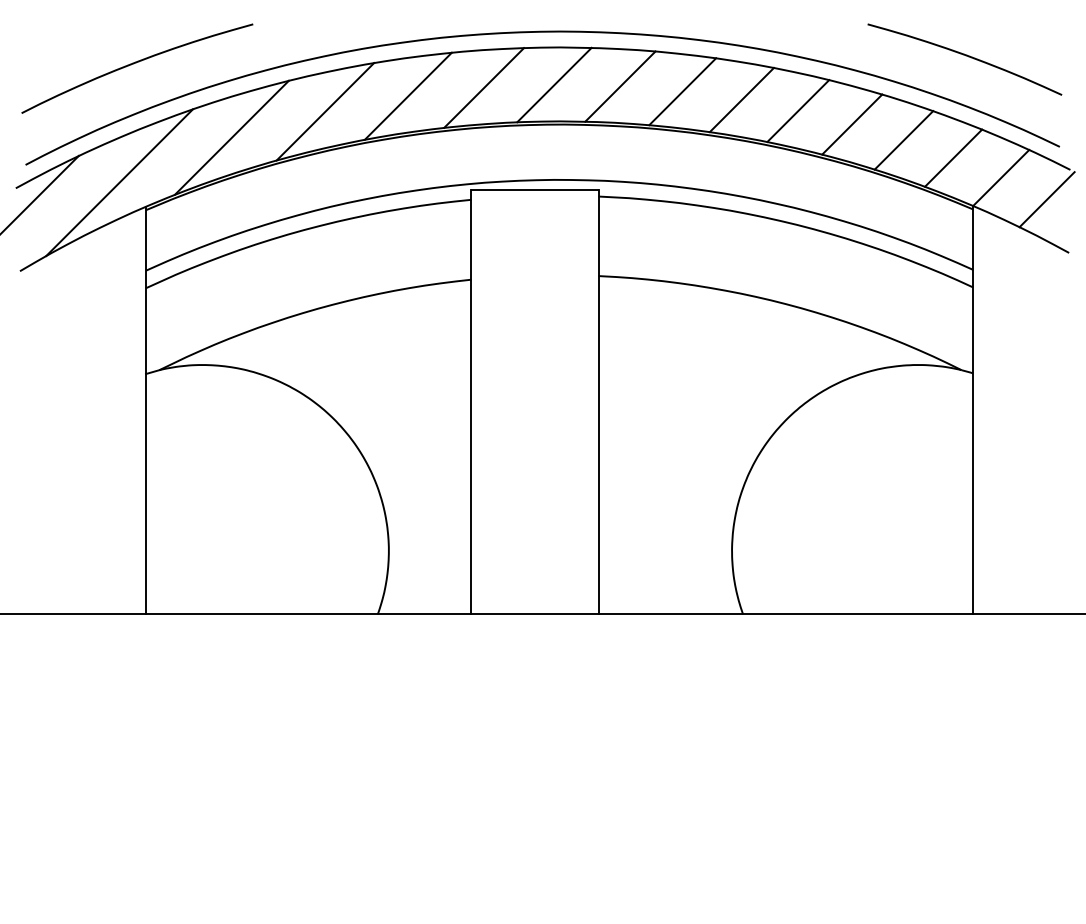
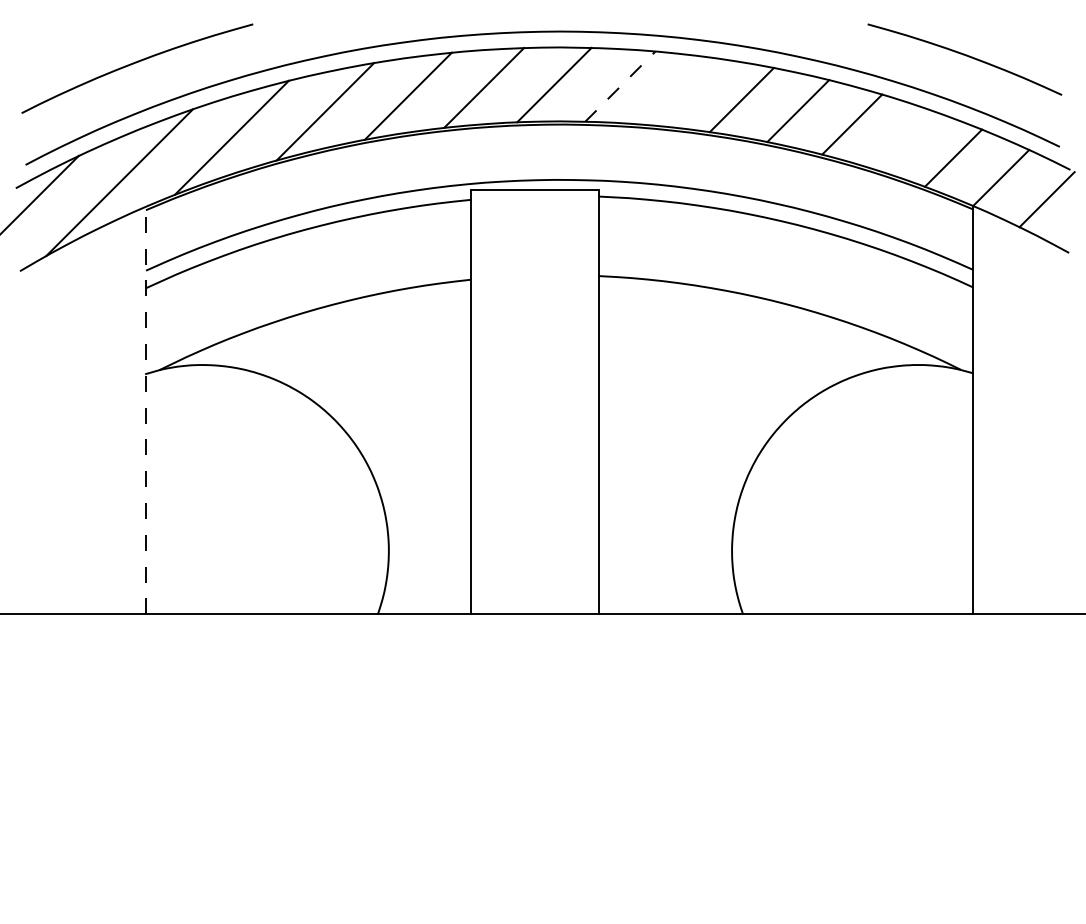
line: solid -> dashed (620, 86)
line: present -> none (682, 91)
line: present -> none (903, 140)
line: solid -> dashed (146, 410)
